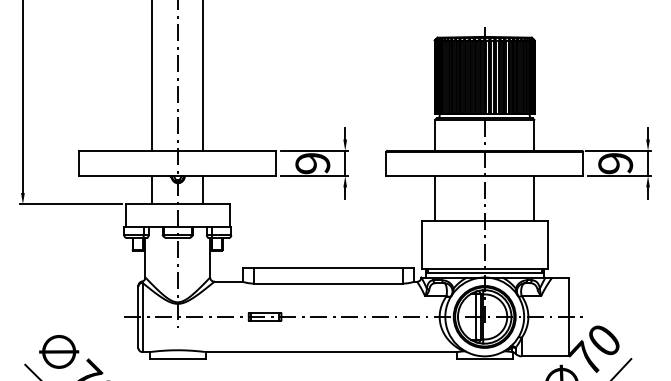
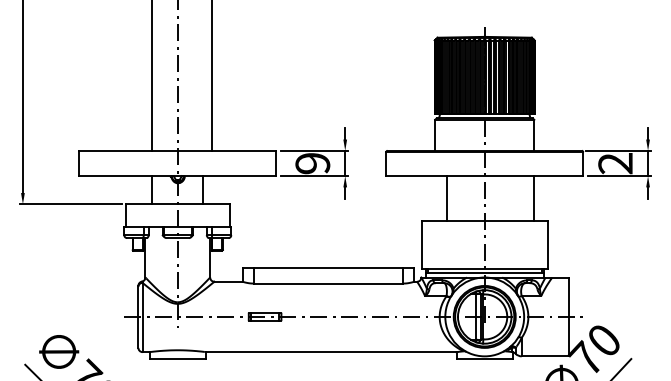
line position: (203, 76) -> (212, 76) (212, 76)
text: 9 -> 2 (615, 163)
line position: (435, 198) -> (447, 198) (447, 198)
